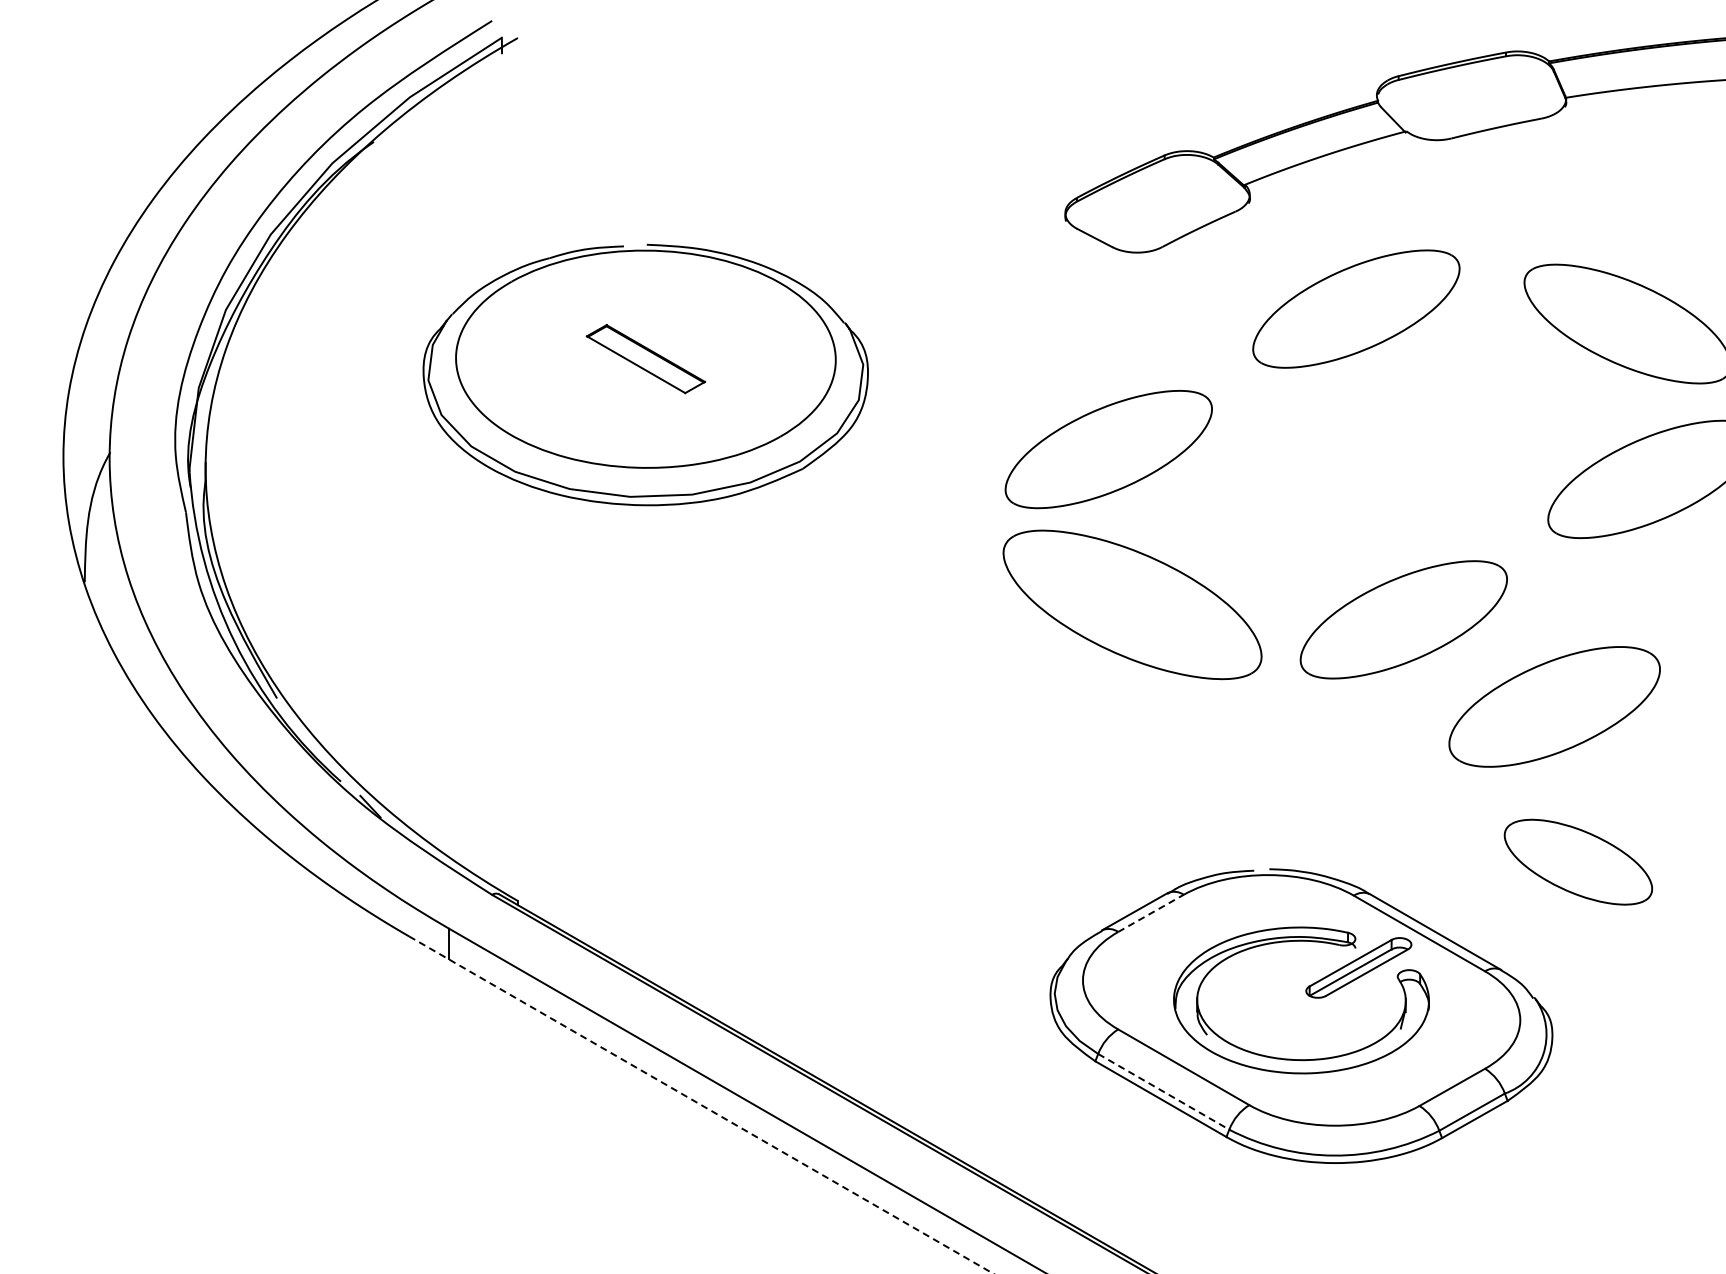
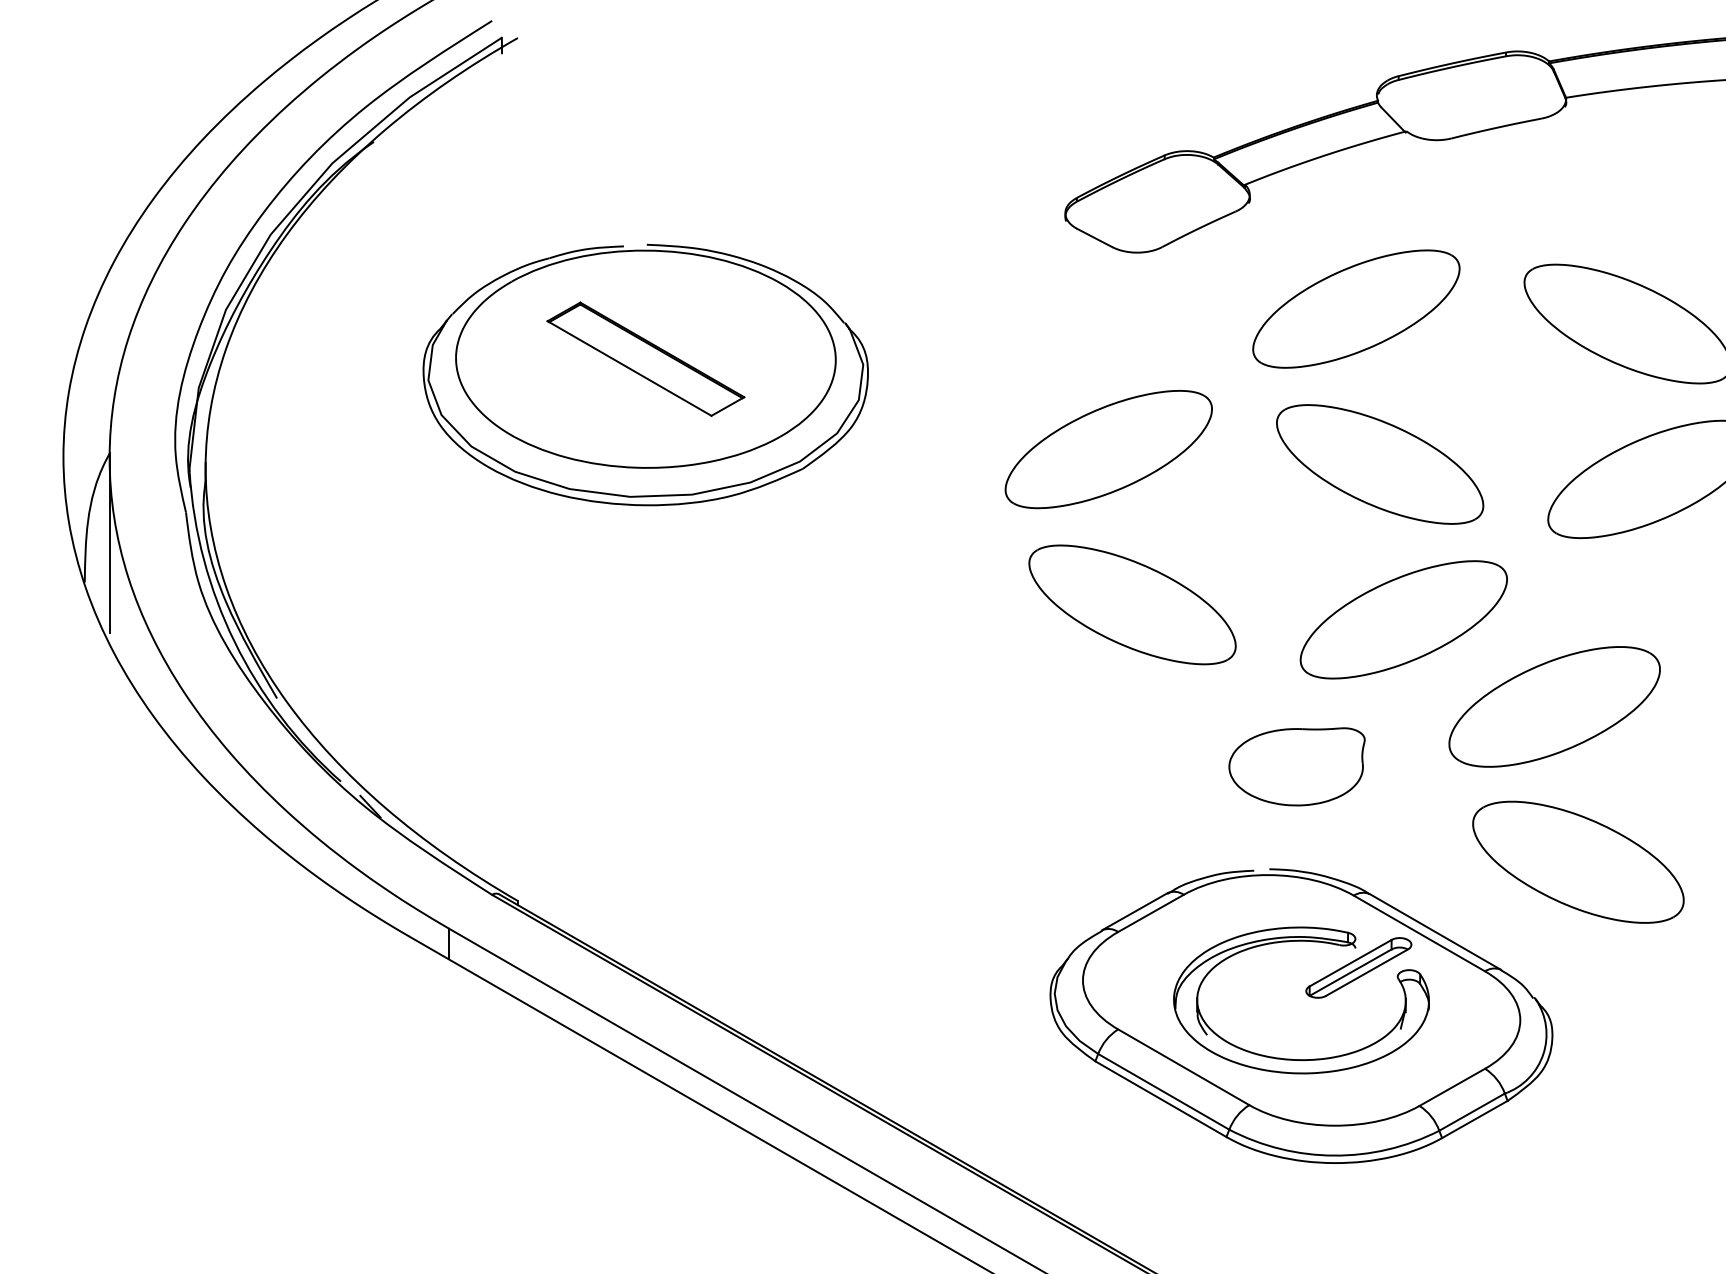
part size: 121x71 px -> 200x116 px (645, 358)
part: none -> present (1380, 464)
line: none -> present (109, 543)
part size: 261x152 px -> 209x122 px (1132, 604)
part: none -> present (1296, 766)
part size: 150x88 px -> 213x124 px (1578, 861)
line: dashed -> solid (1150, 913)
line: dashed -> solid (1163, 1091)
line: dashed -> solid (701, 1105)
